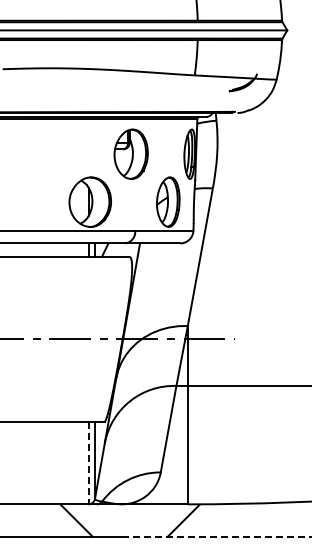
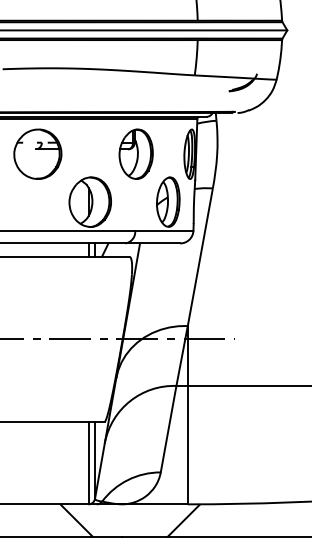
part: none -> present (37, 153)
part position: (130, 153) -> (135, 153) (135, 153)
line: dashed -> solid (88, 463)
line: dashed -> solid (216, 537)
